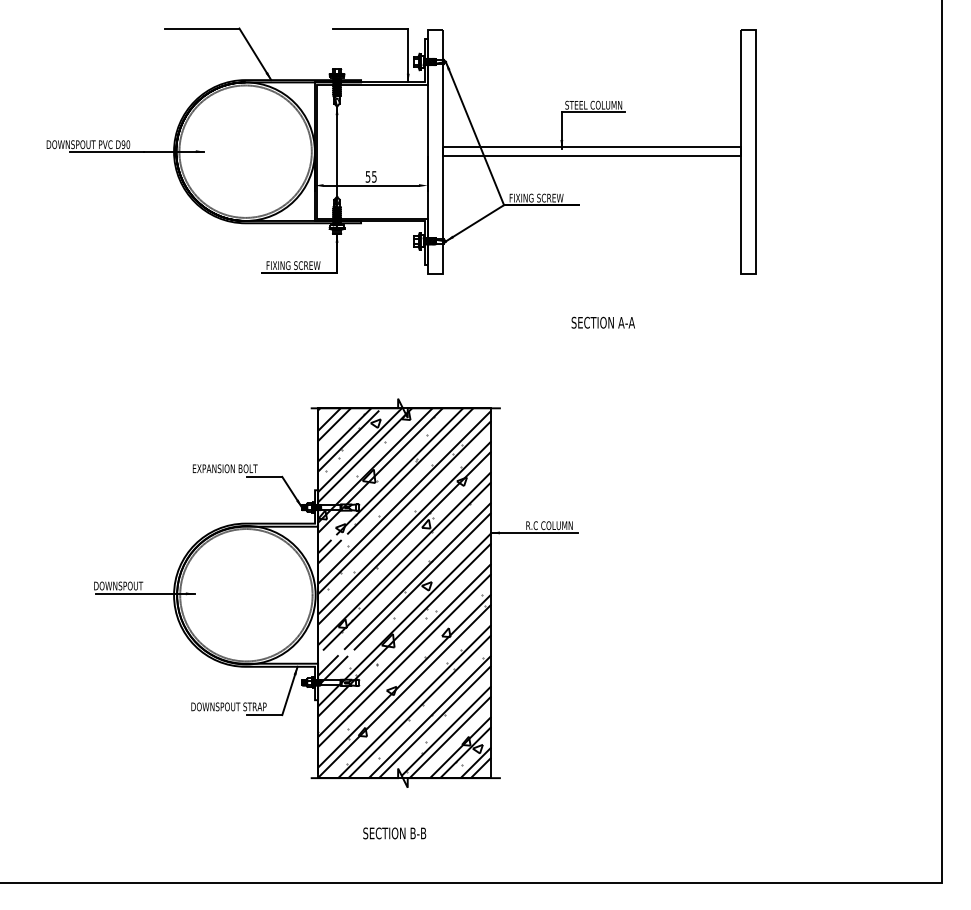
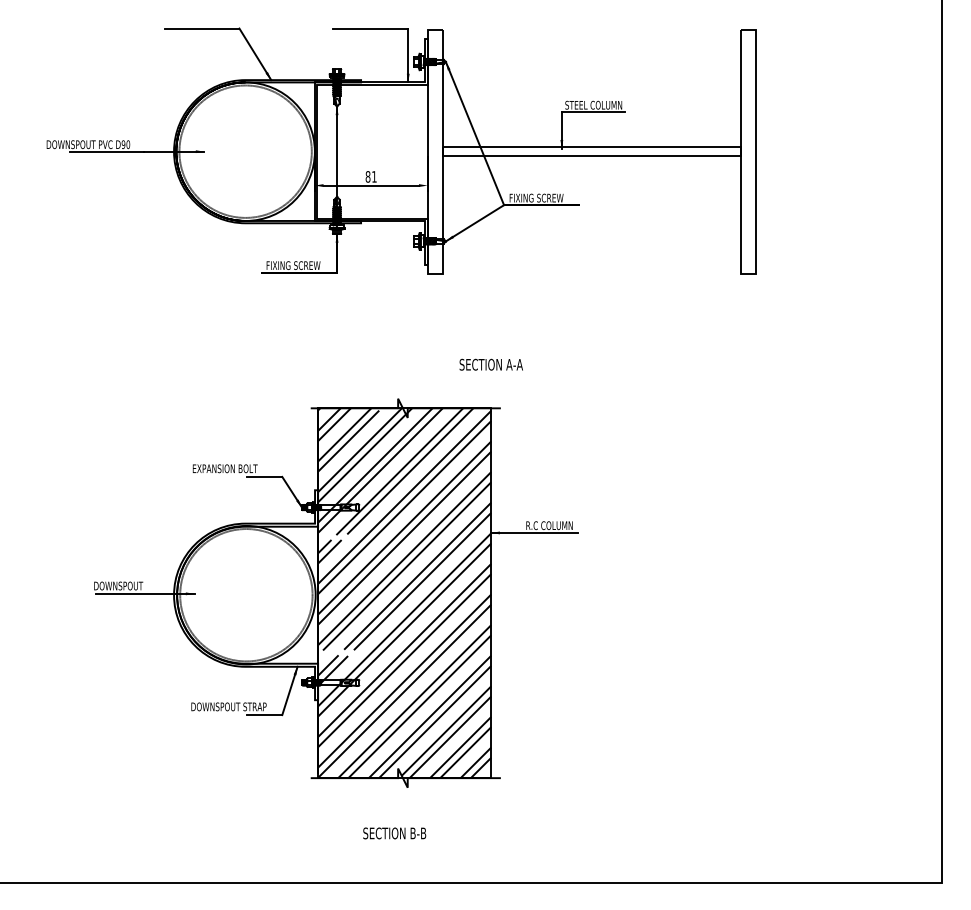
text: 55 -> 81 (370, 176)
text position: (602, 322) -> (490, 364) (490, 364)
hatch: present -> none (401, 593)
